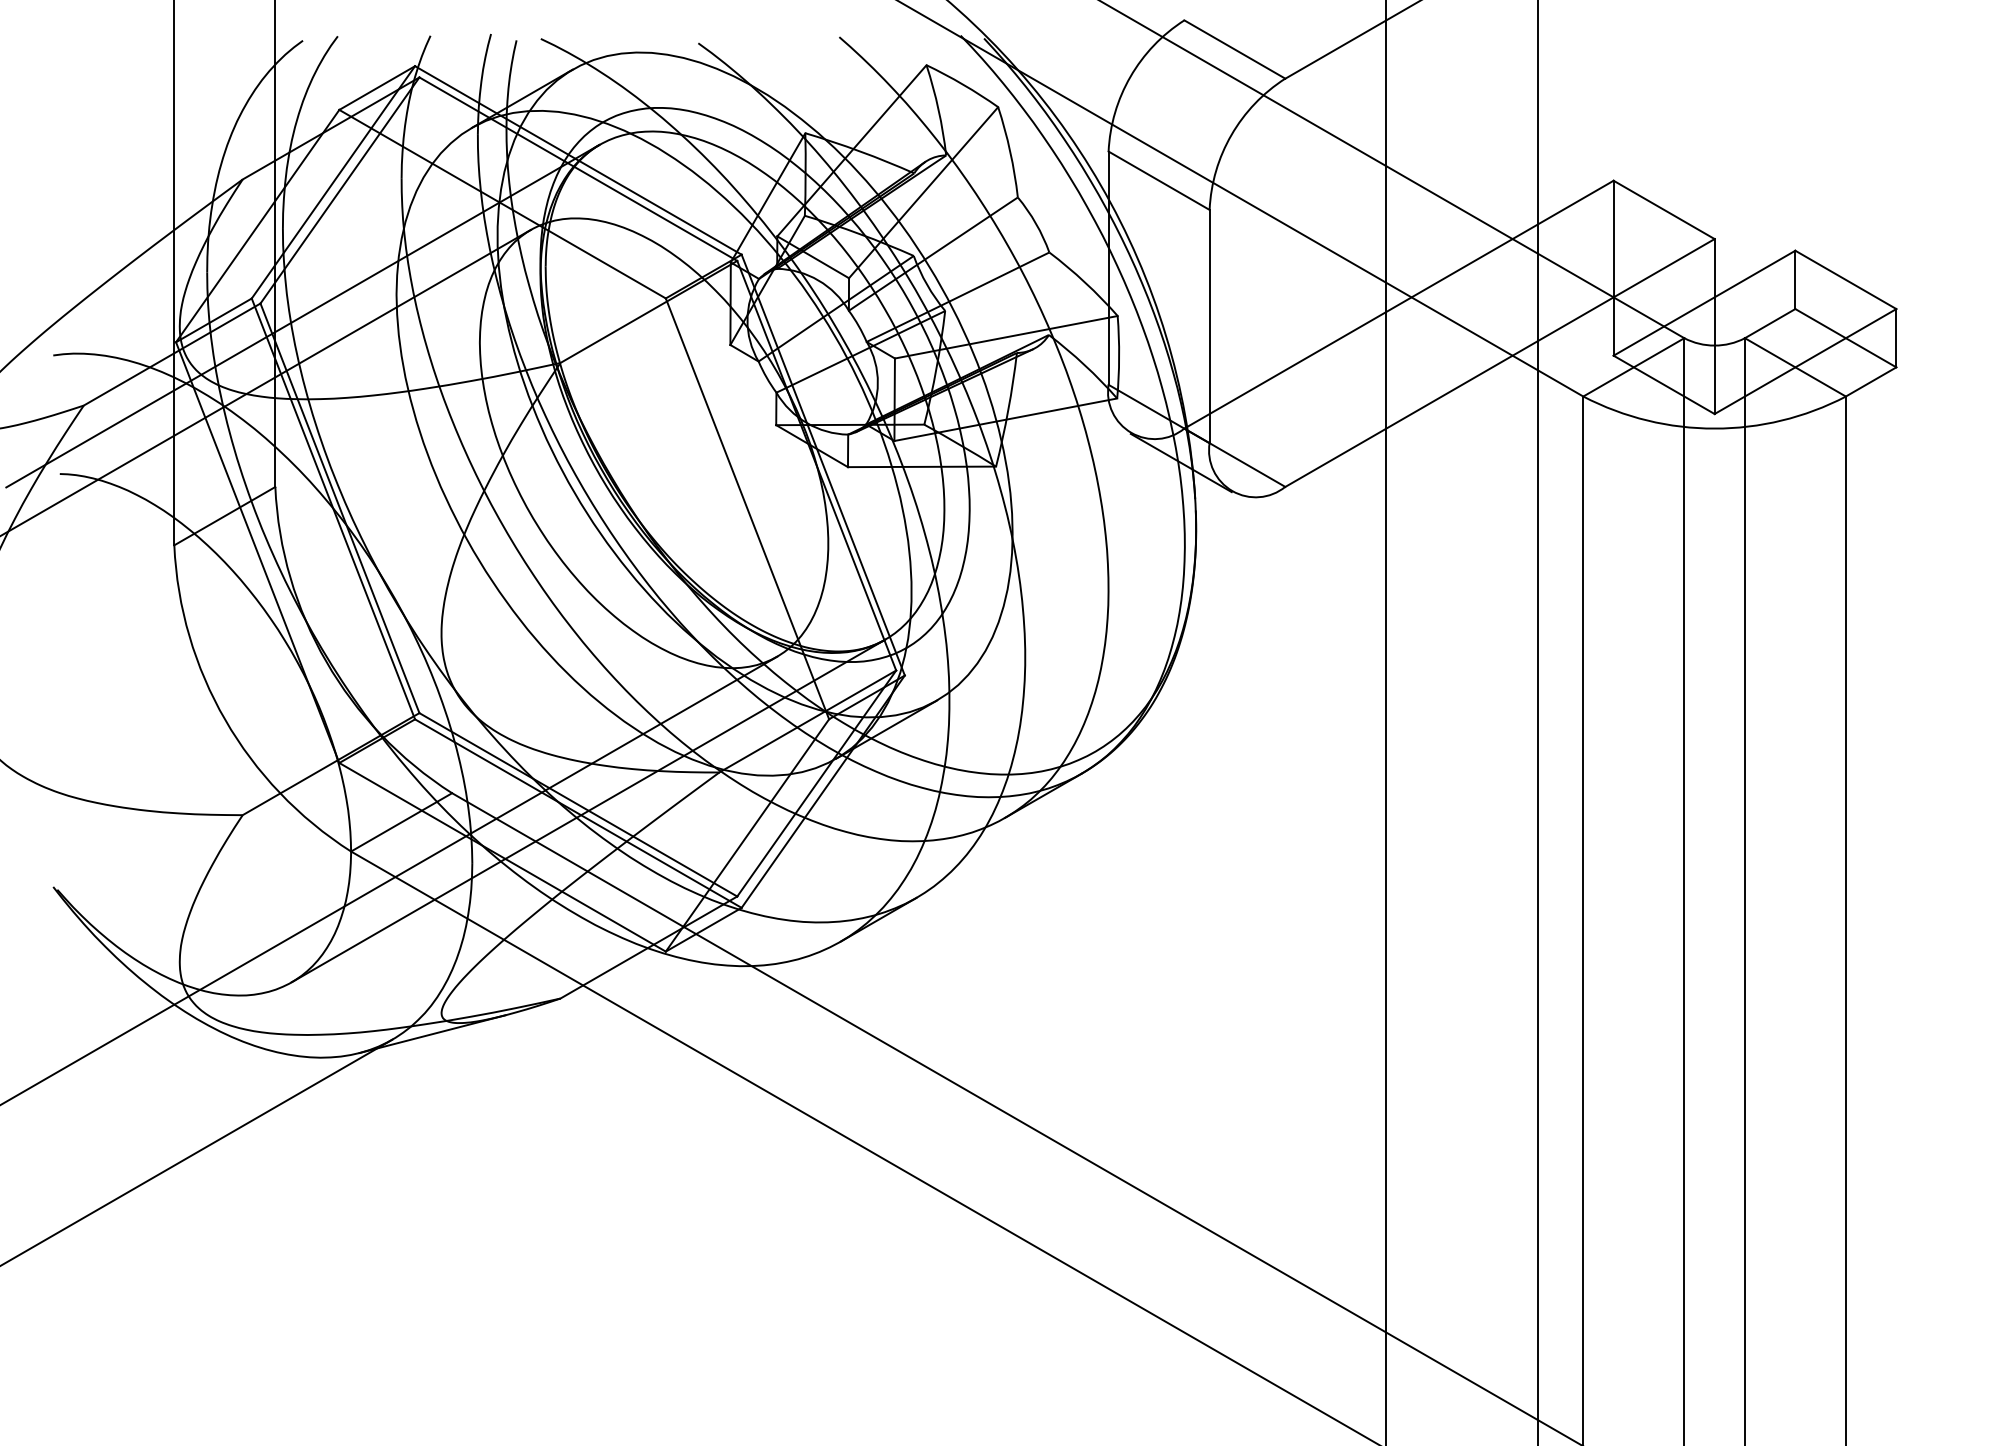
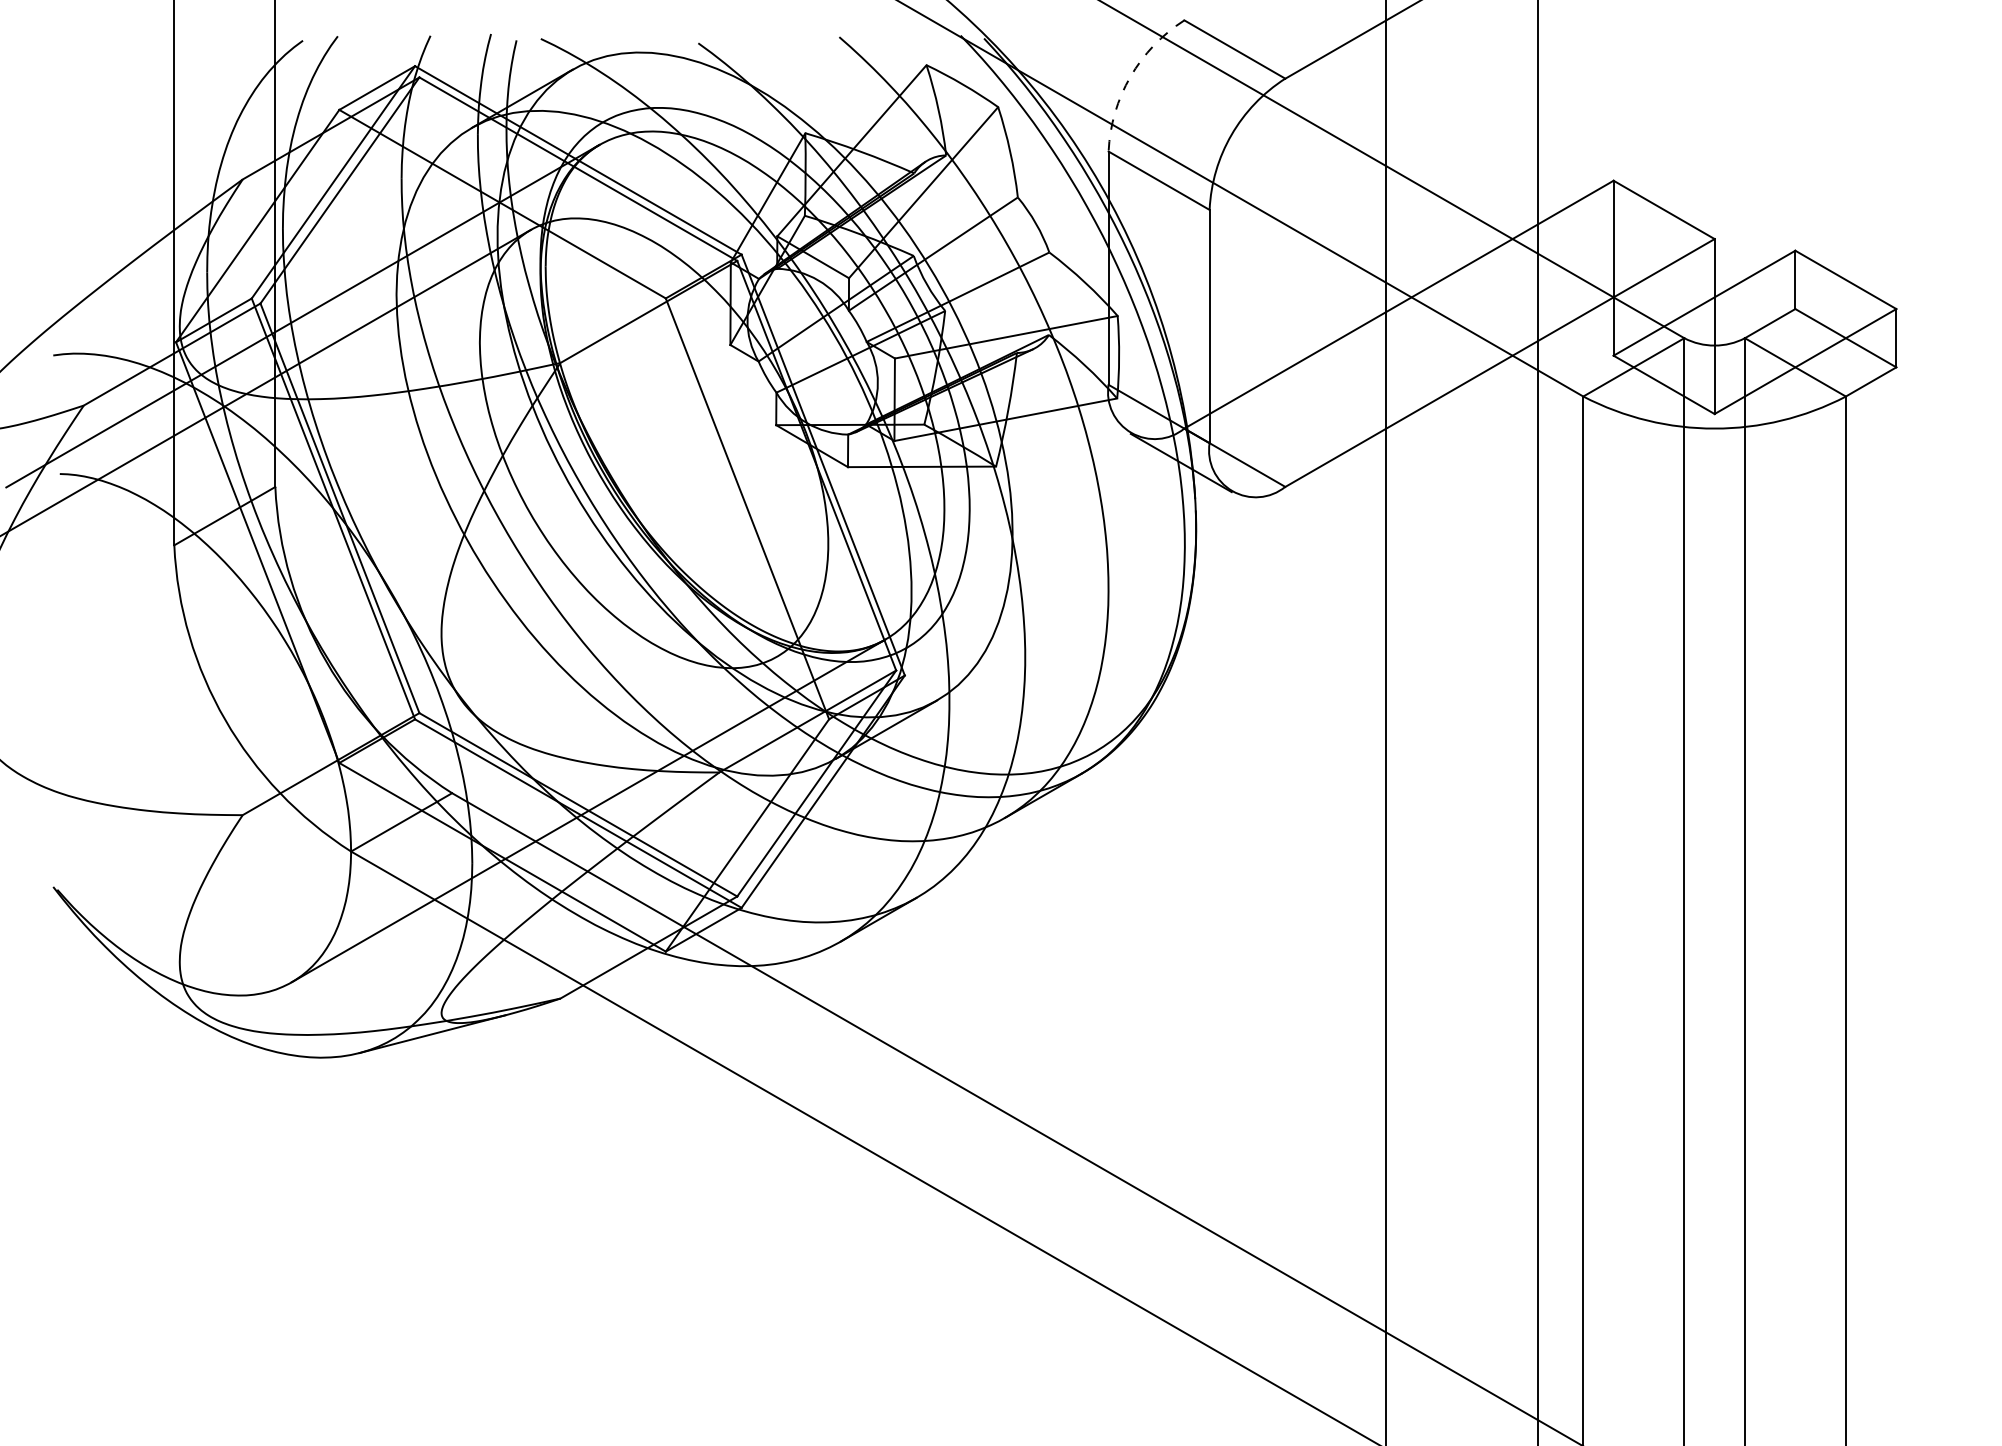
arc: solid -> dashed (1130, 76)
line: present -> none (389, 880)
line: present -> none (197, 1151)
